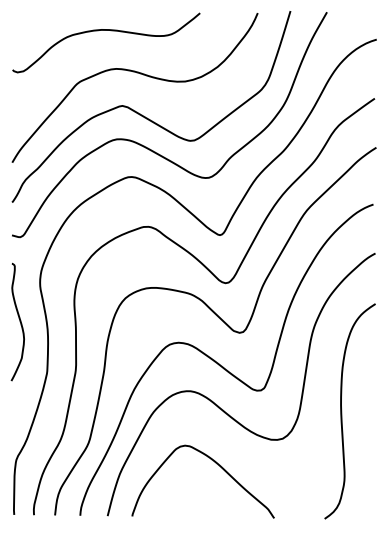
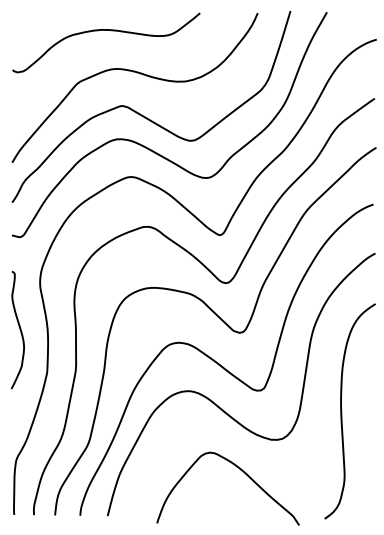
curve position: (19, 321) -> (19, 329) (19, 329)
curve position: (216, 464) -> (241, 471) (241, 471)
